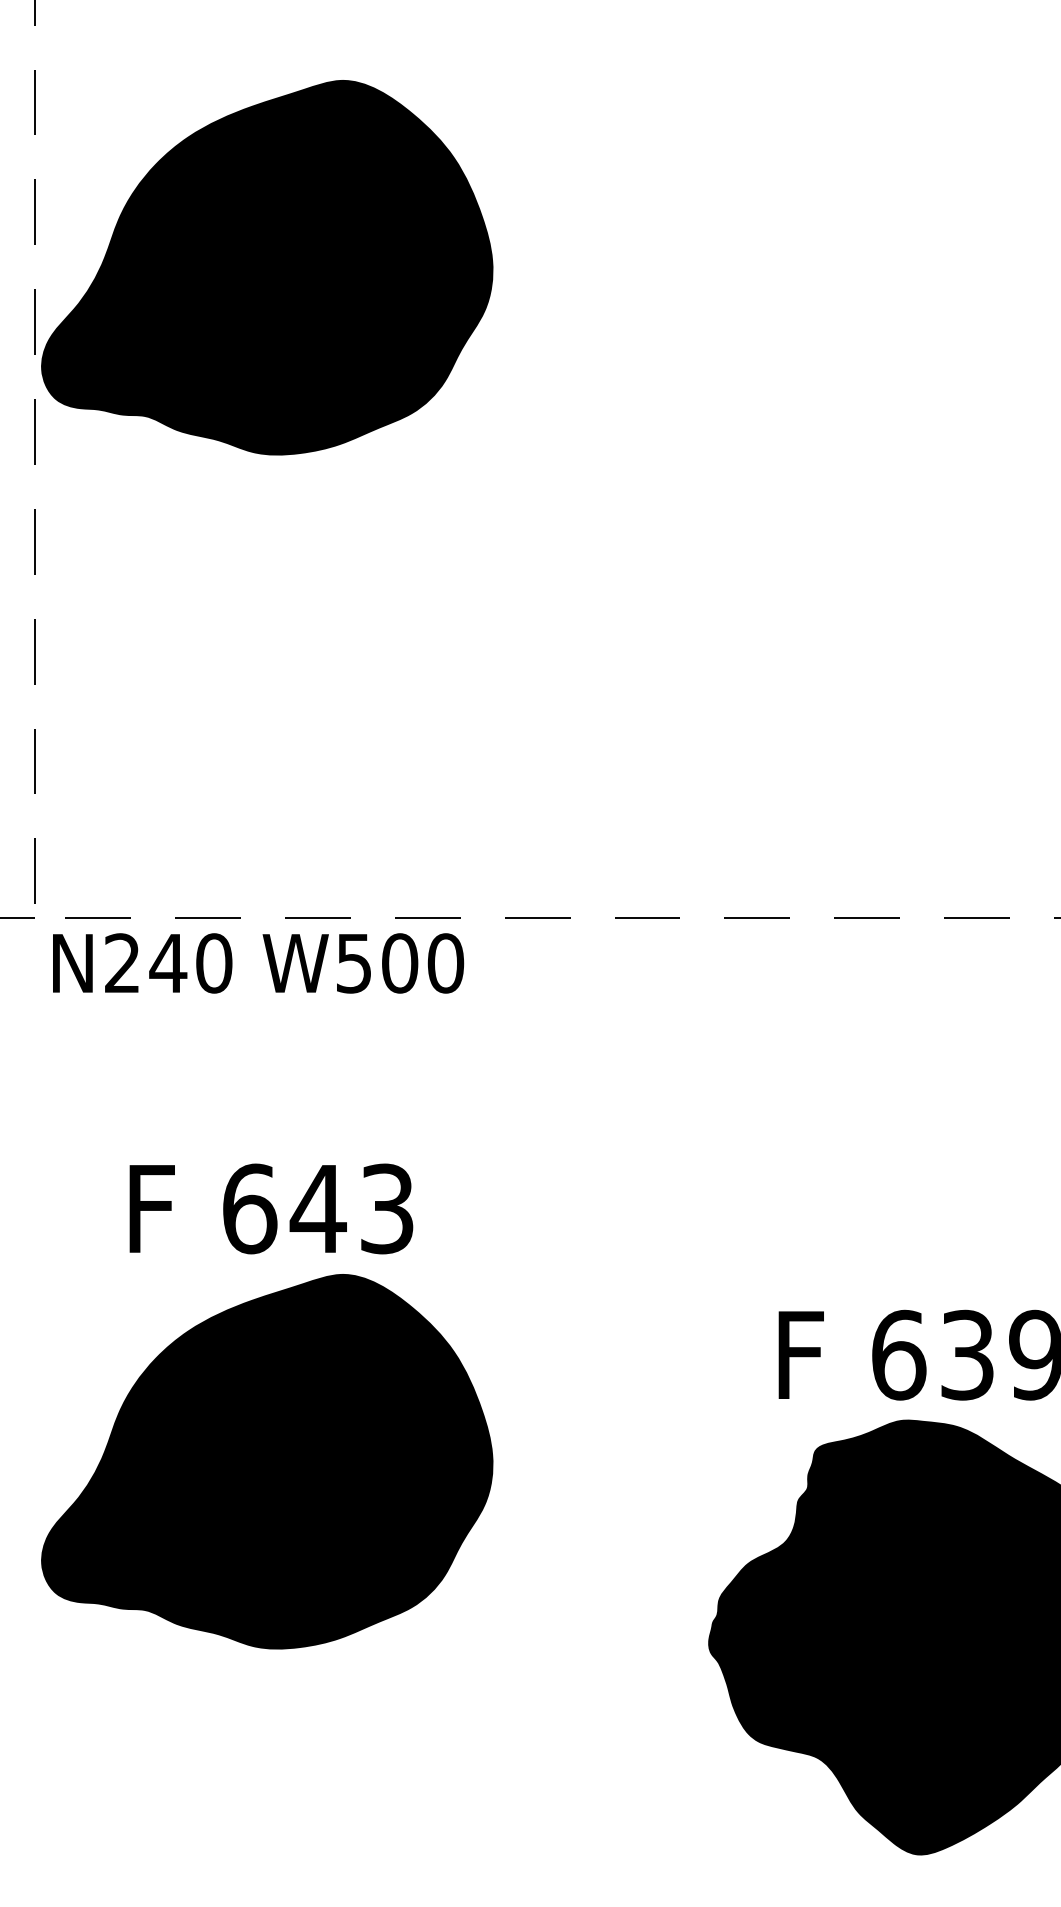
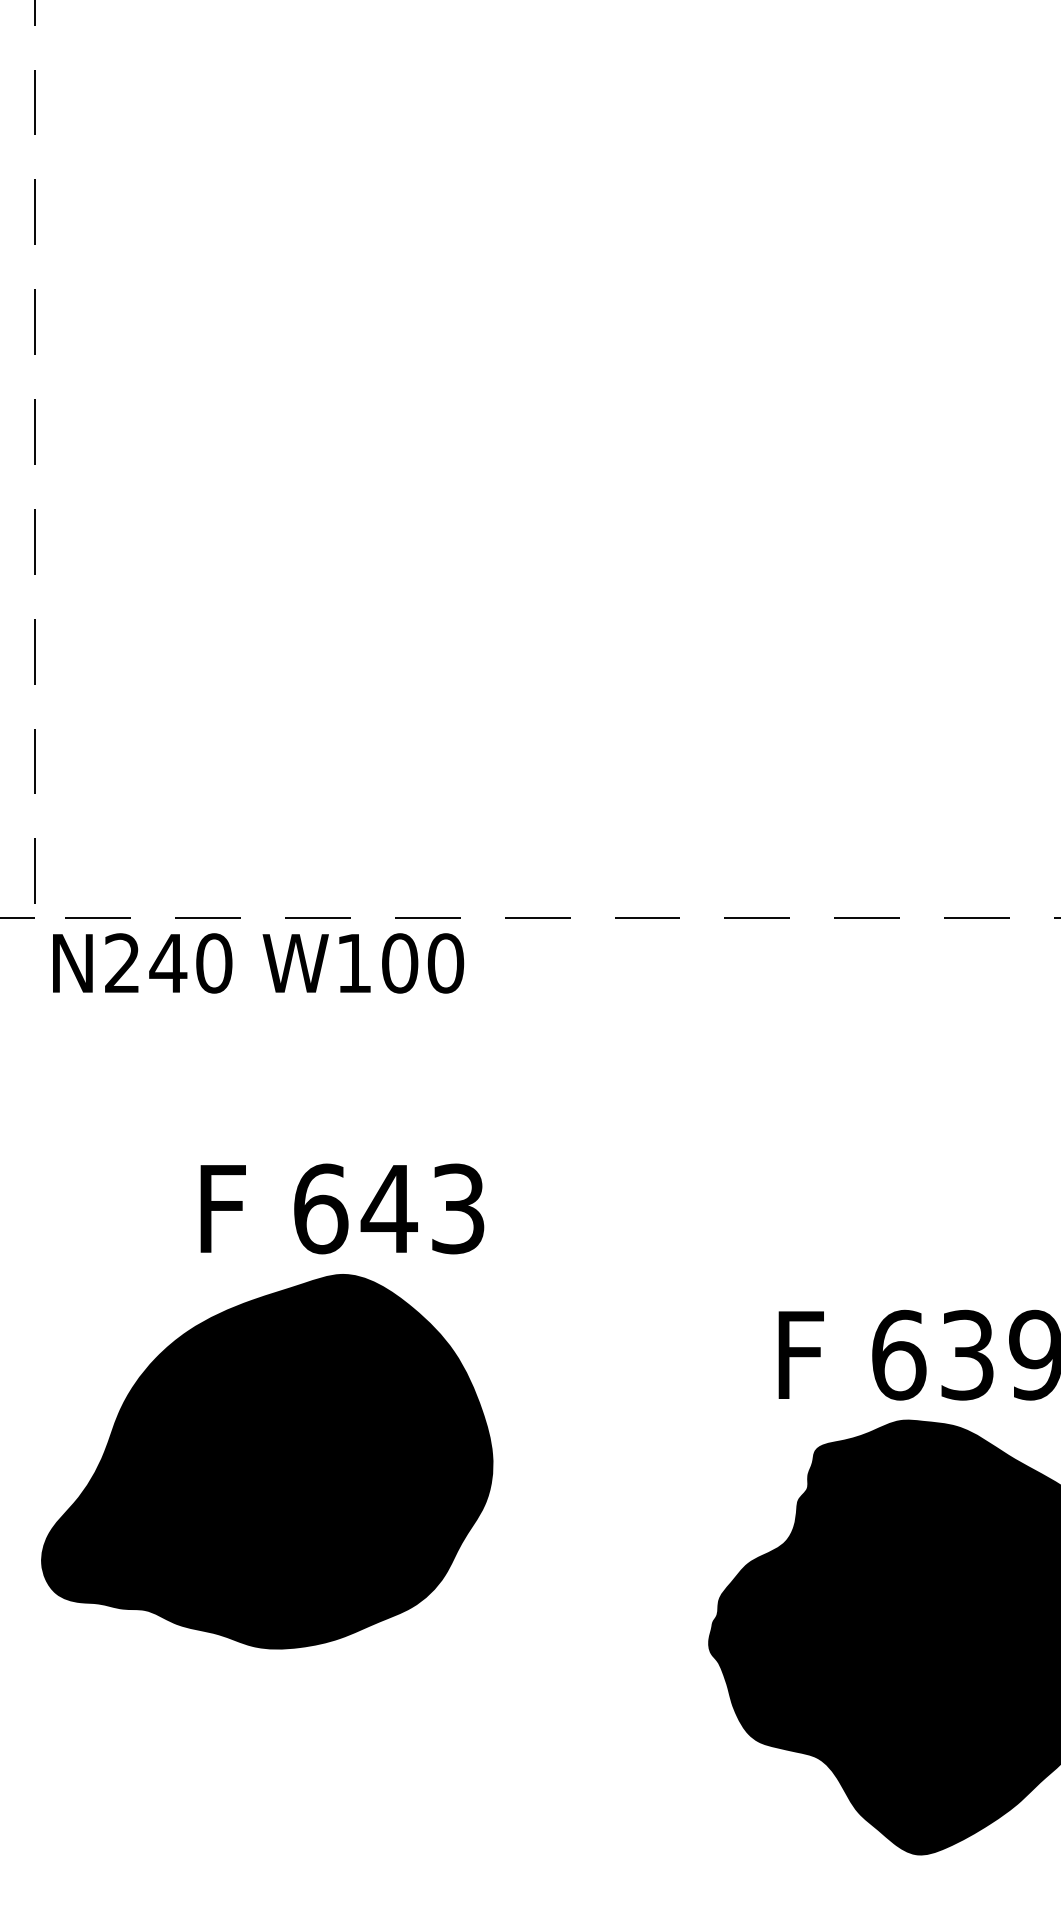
part: present -> none (267, 267)
text: W500 -> W100 (353, 963)
text position: (271, 1208) -> (342, 1208) (342, 1208)
